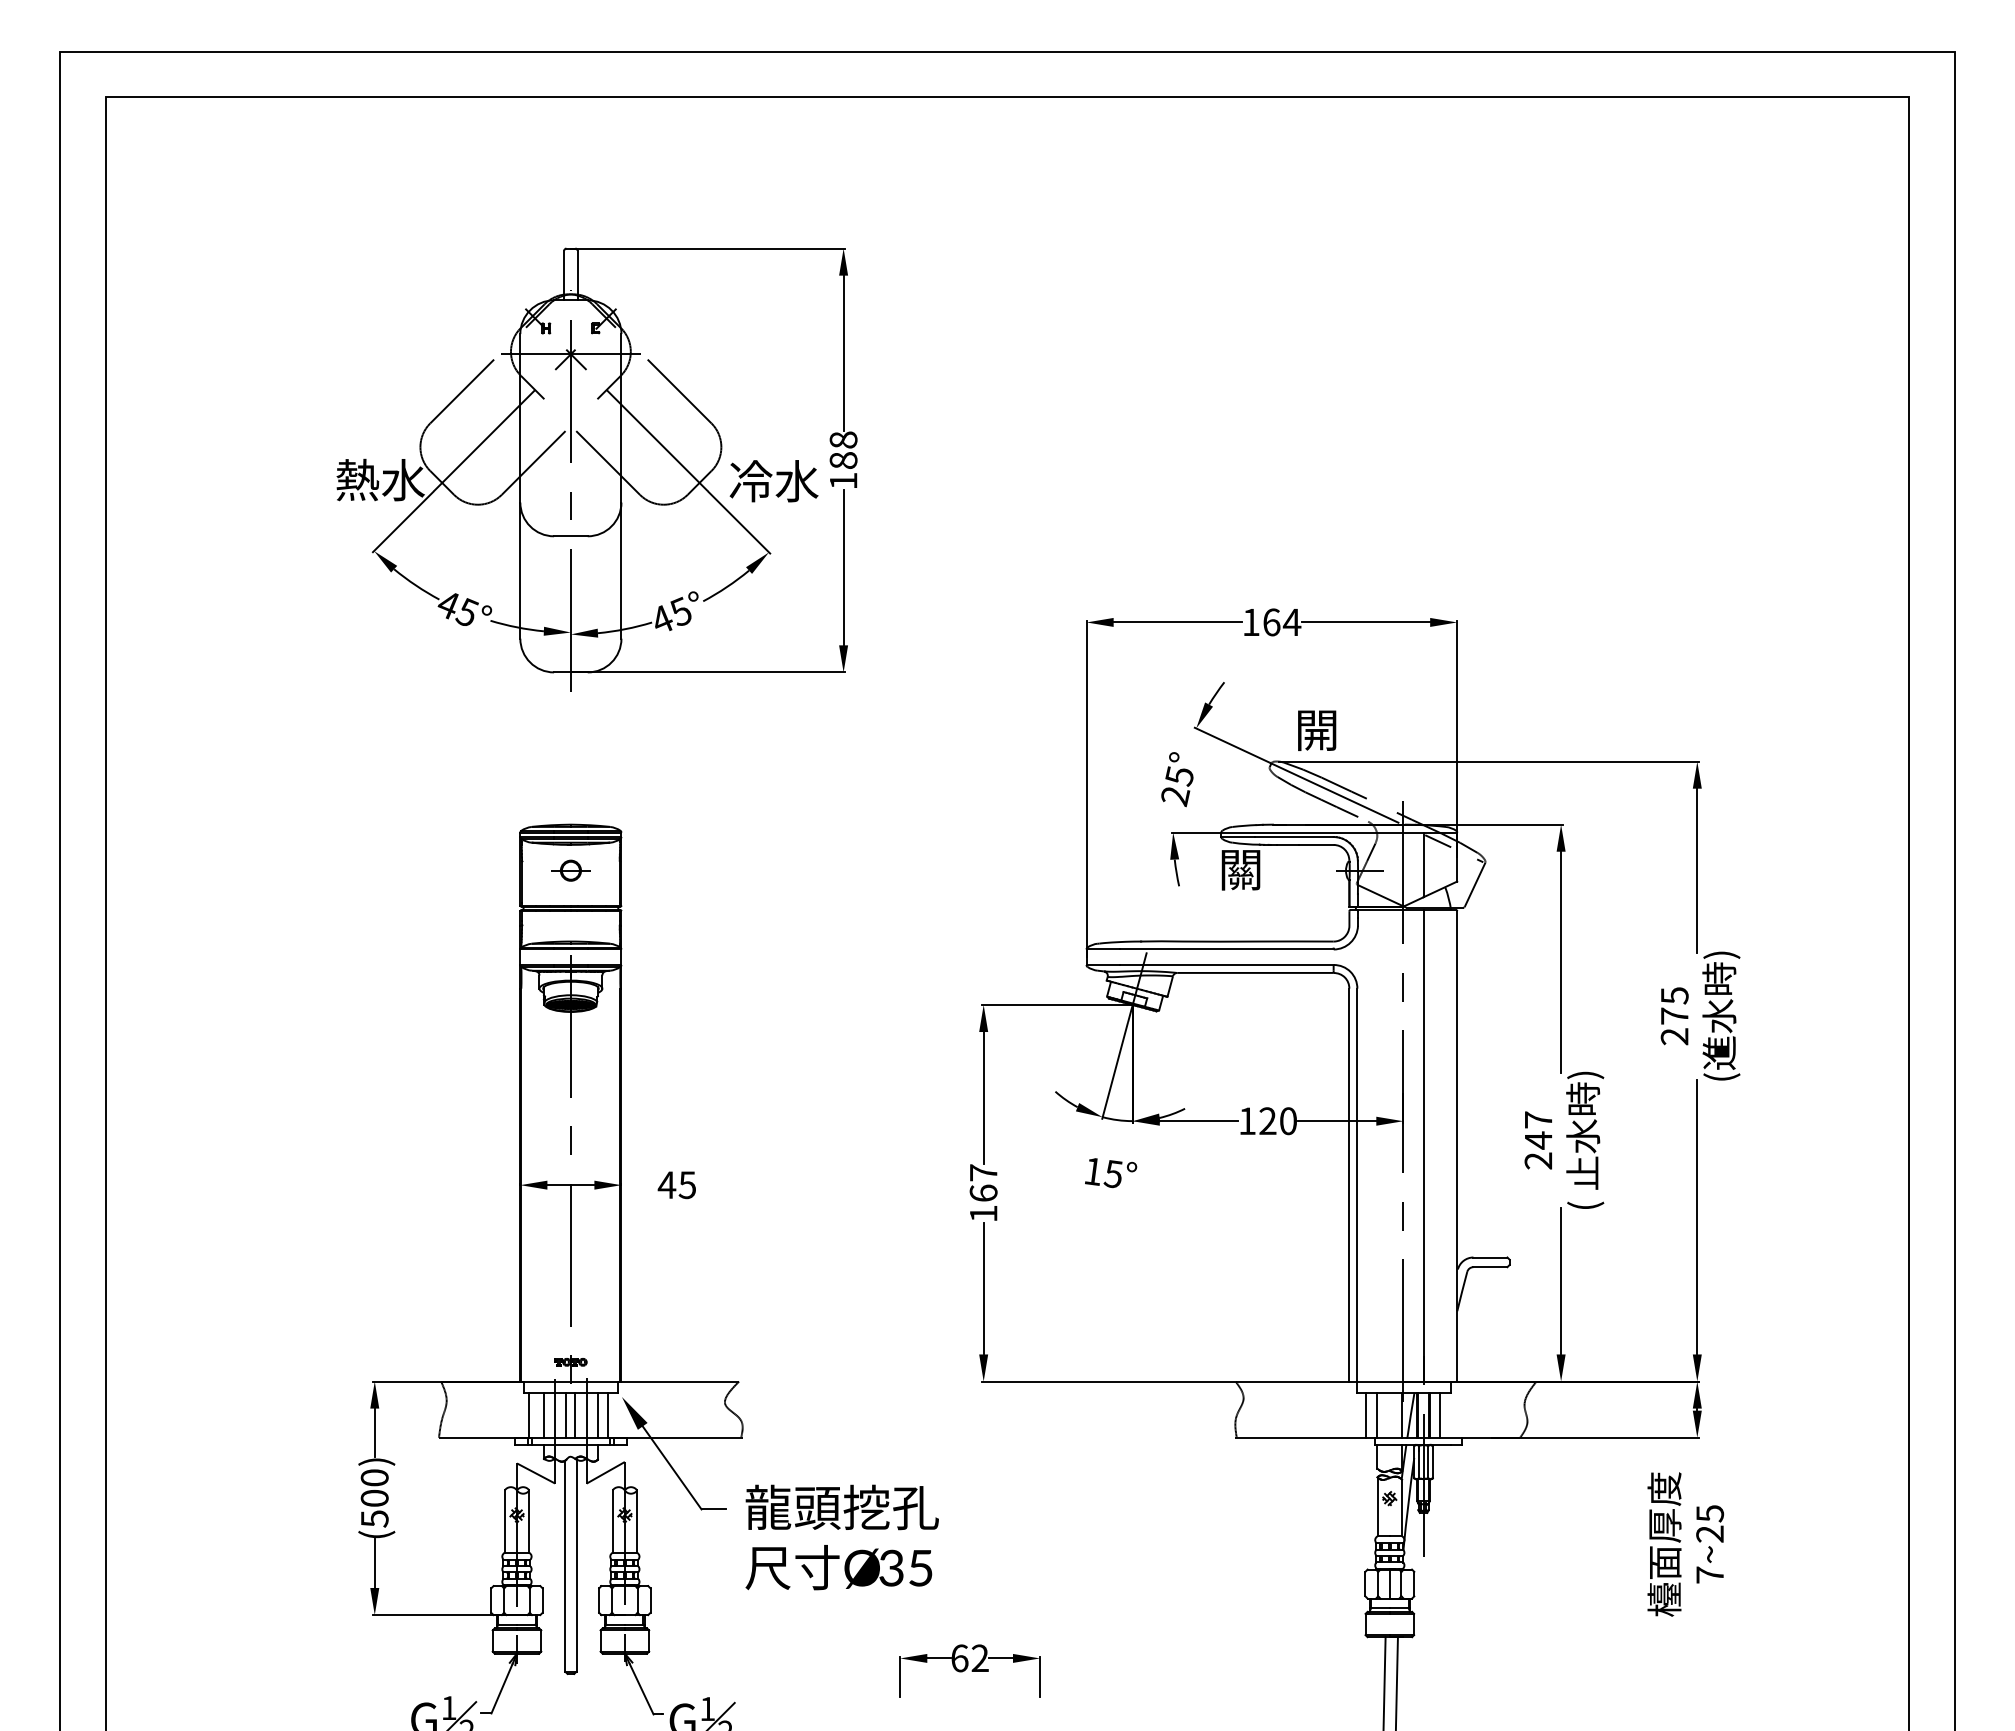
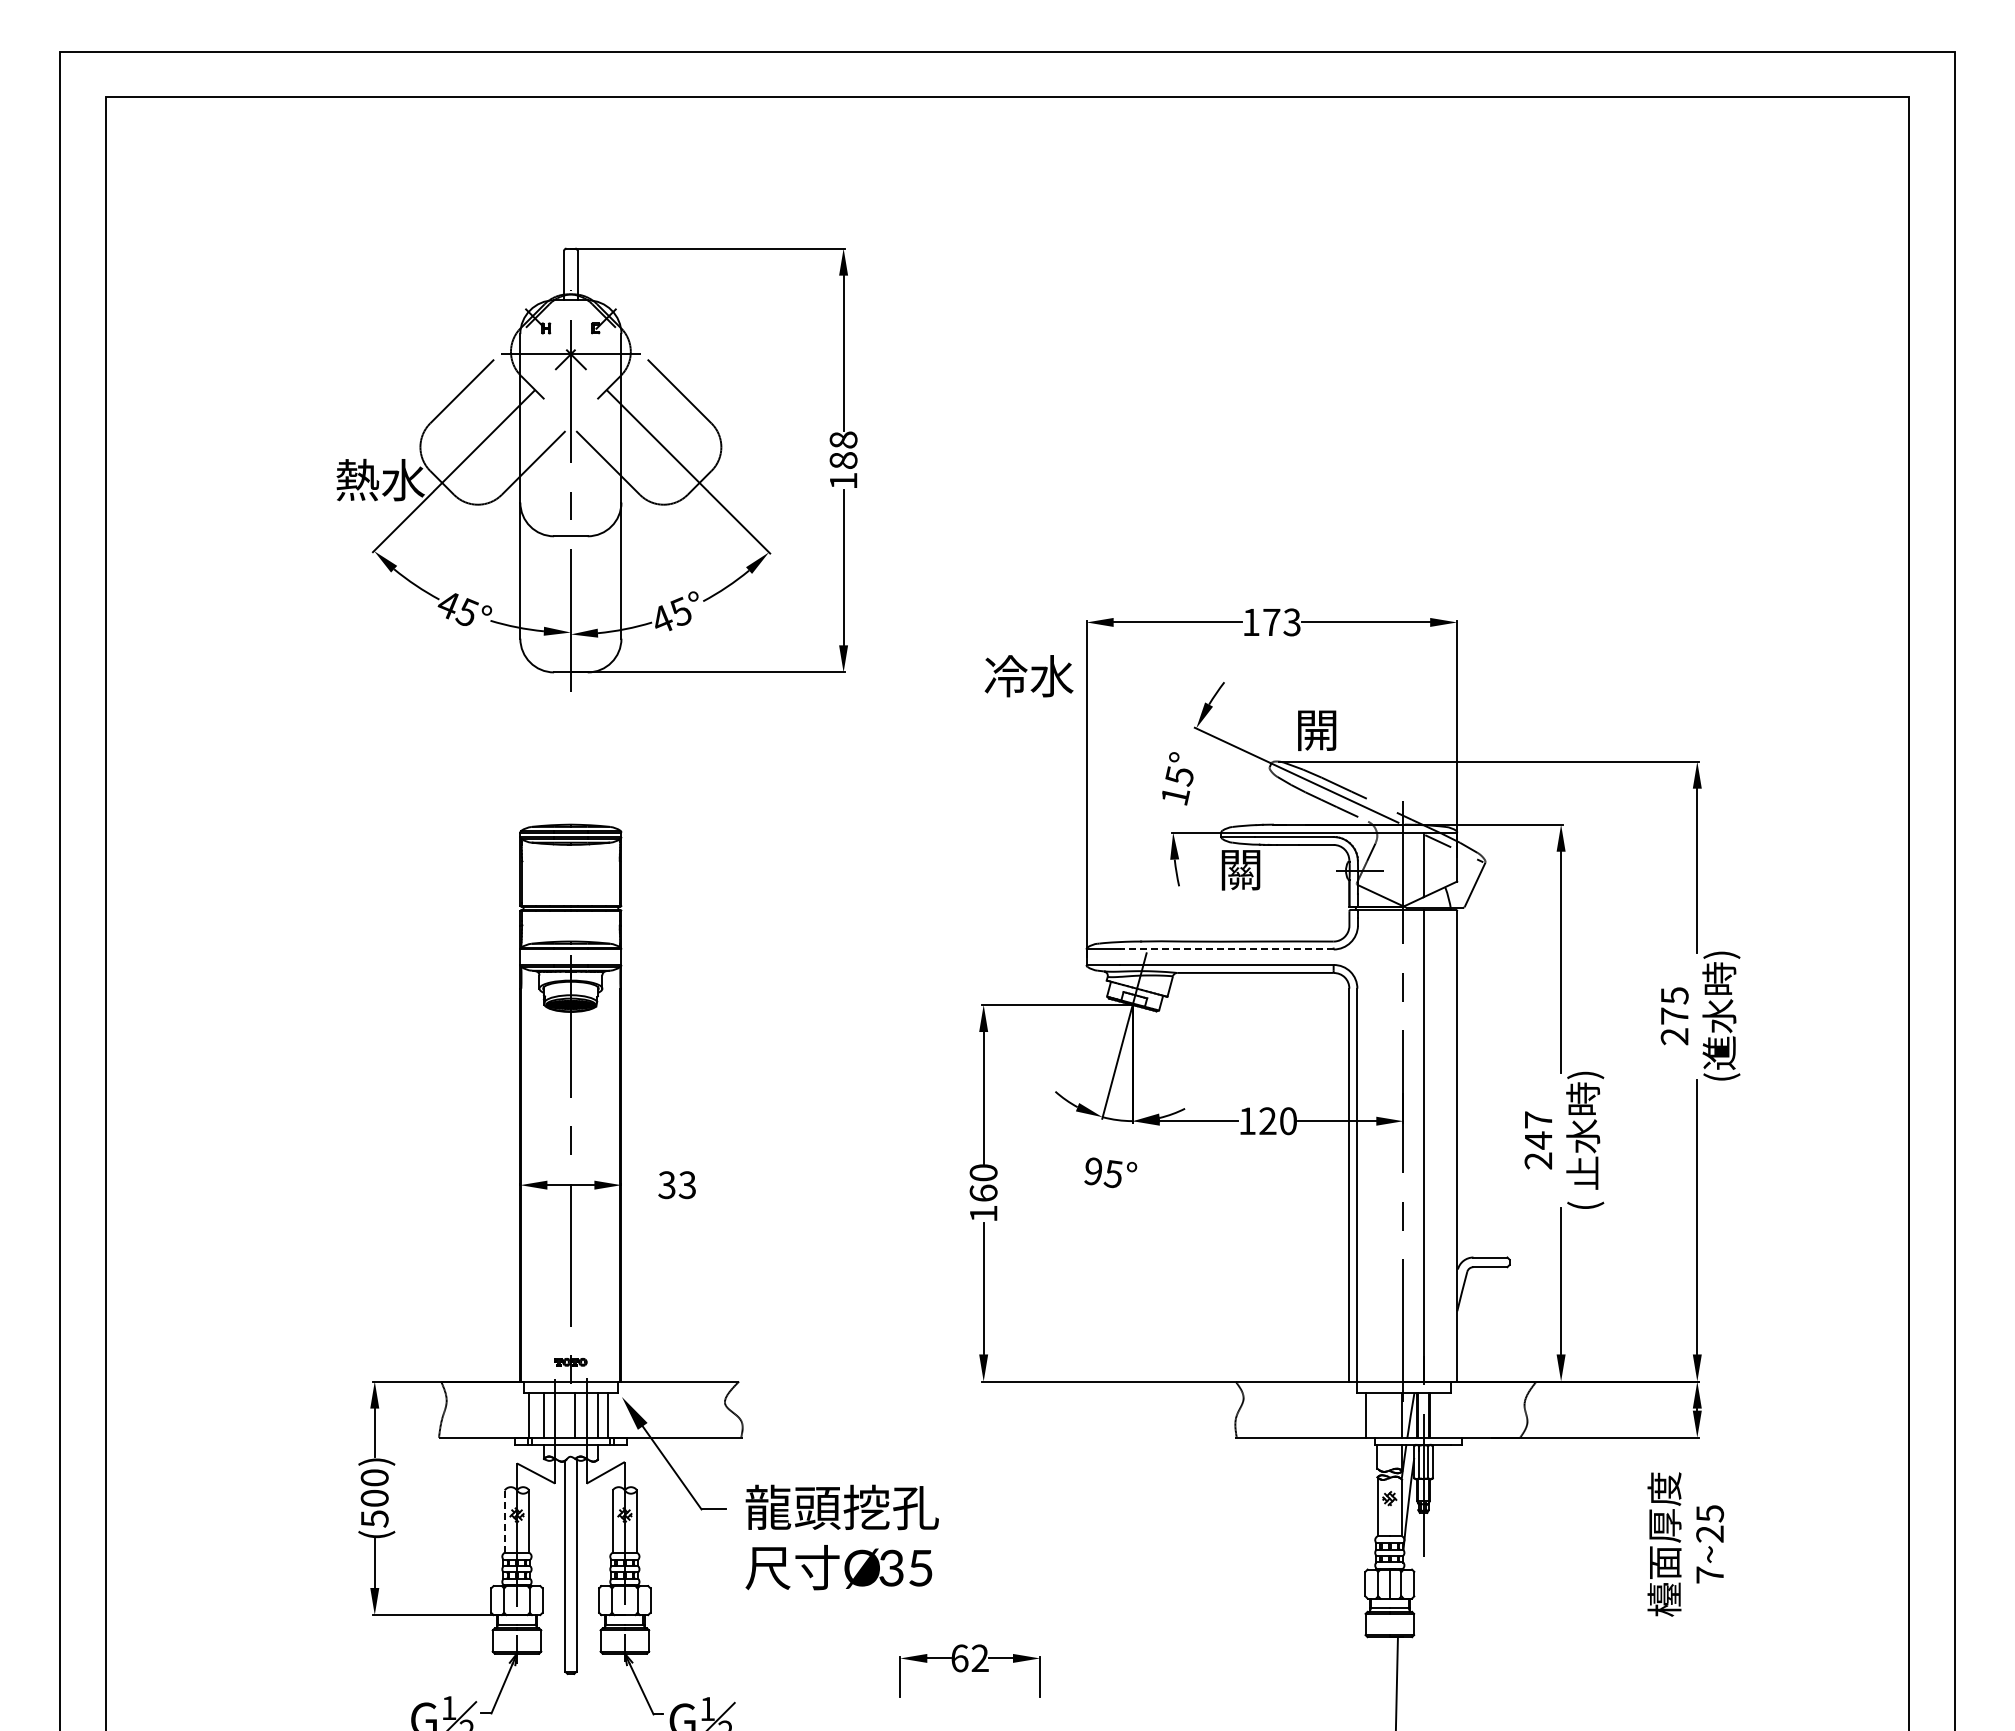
text position: (773, 481) -> (1028, 676) (1028, 676)
text: 164 -> 173 (1282, 622)
text: 25° -> 15° (1175, 797)
part: present -> none (570, 870)
line: solid -> dashed (1226, 949)
text: 15° -> 95° (1093, 1171)
text: 167 -> 160 (983, 1172)
text: 45 -> 33 (676, 1185)
line: present -> none (566, 1414)
line: present -> none (1377, 1414)
line: present -> none (1440, 1414)
line: solid -> dashed (504, 1521)
line: present -> none (1384, 1682)
